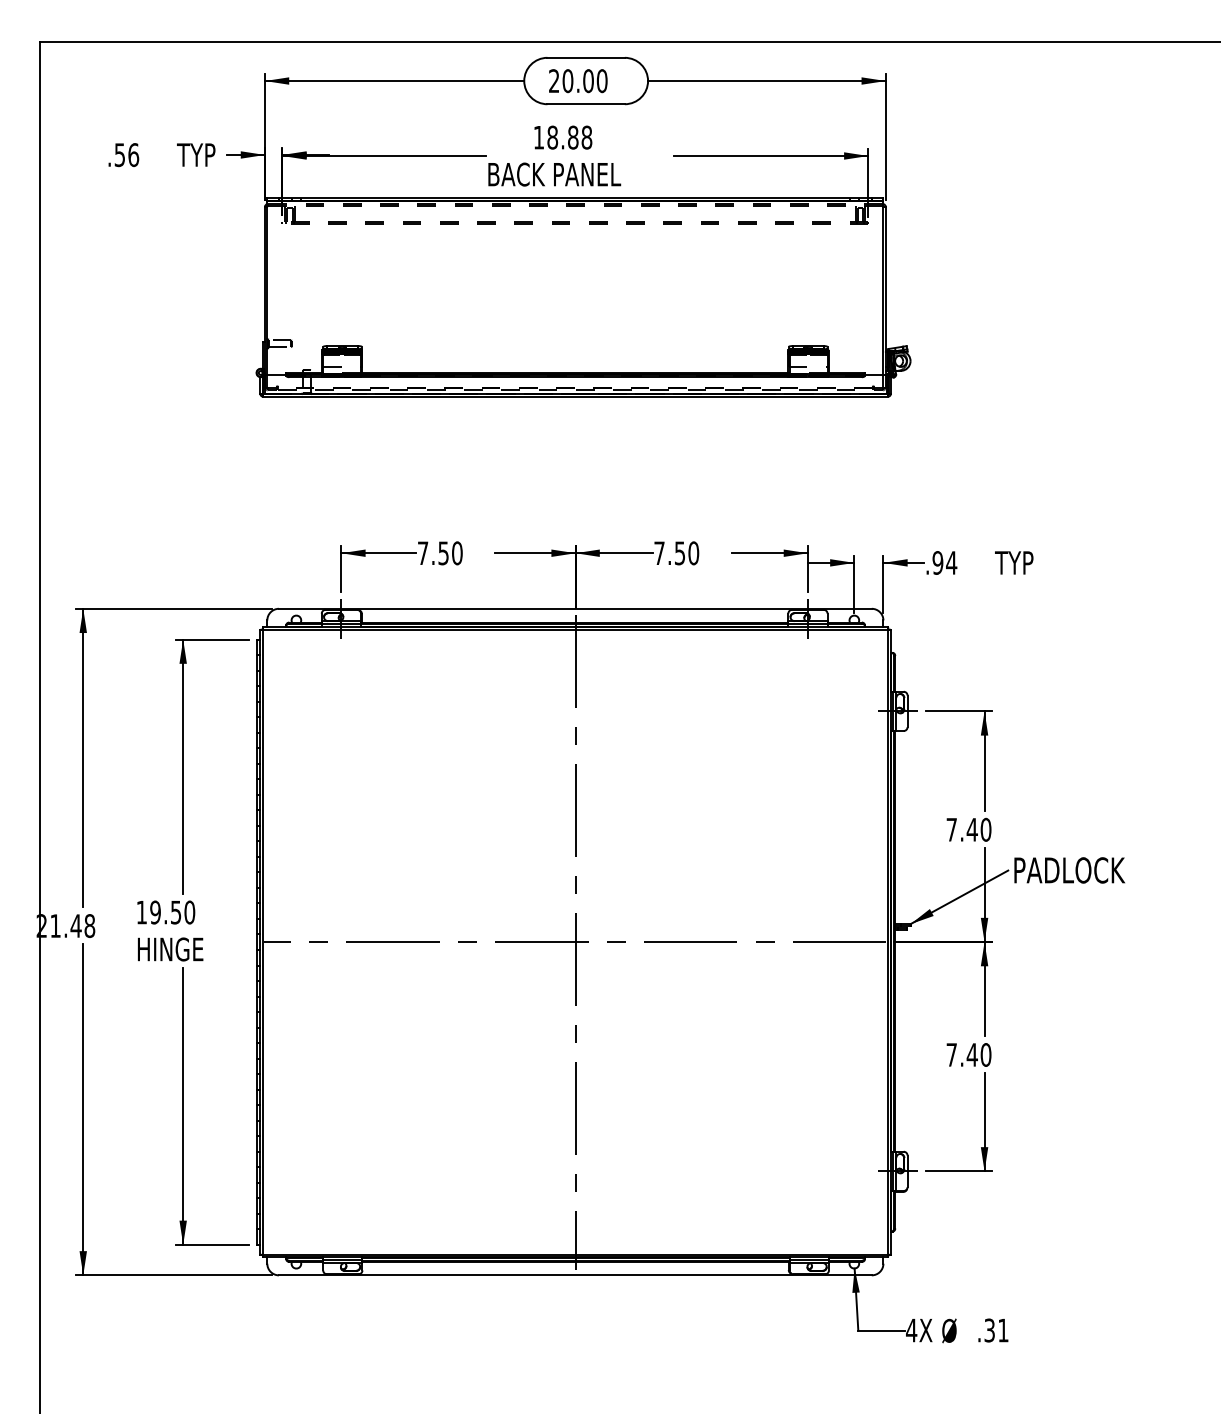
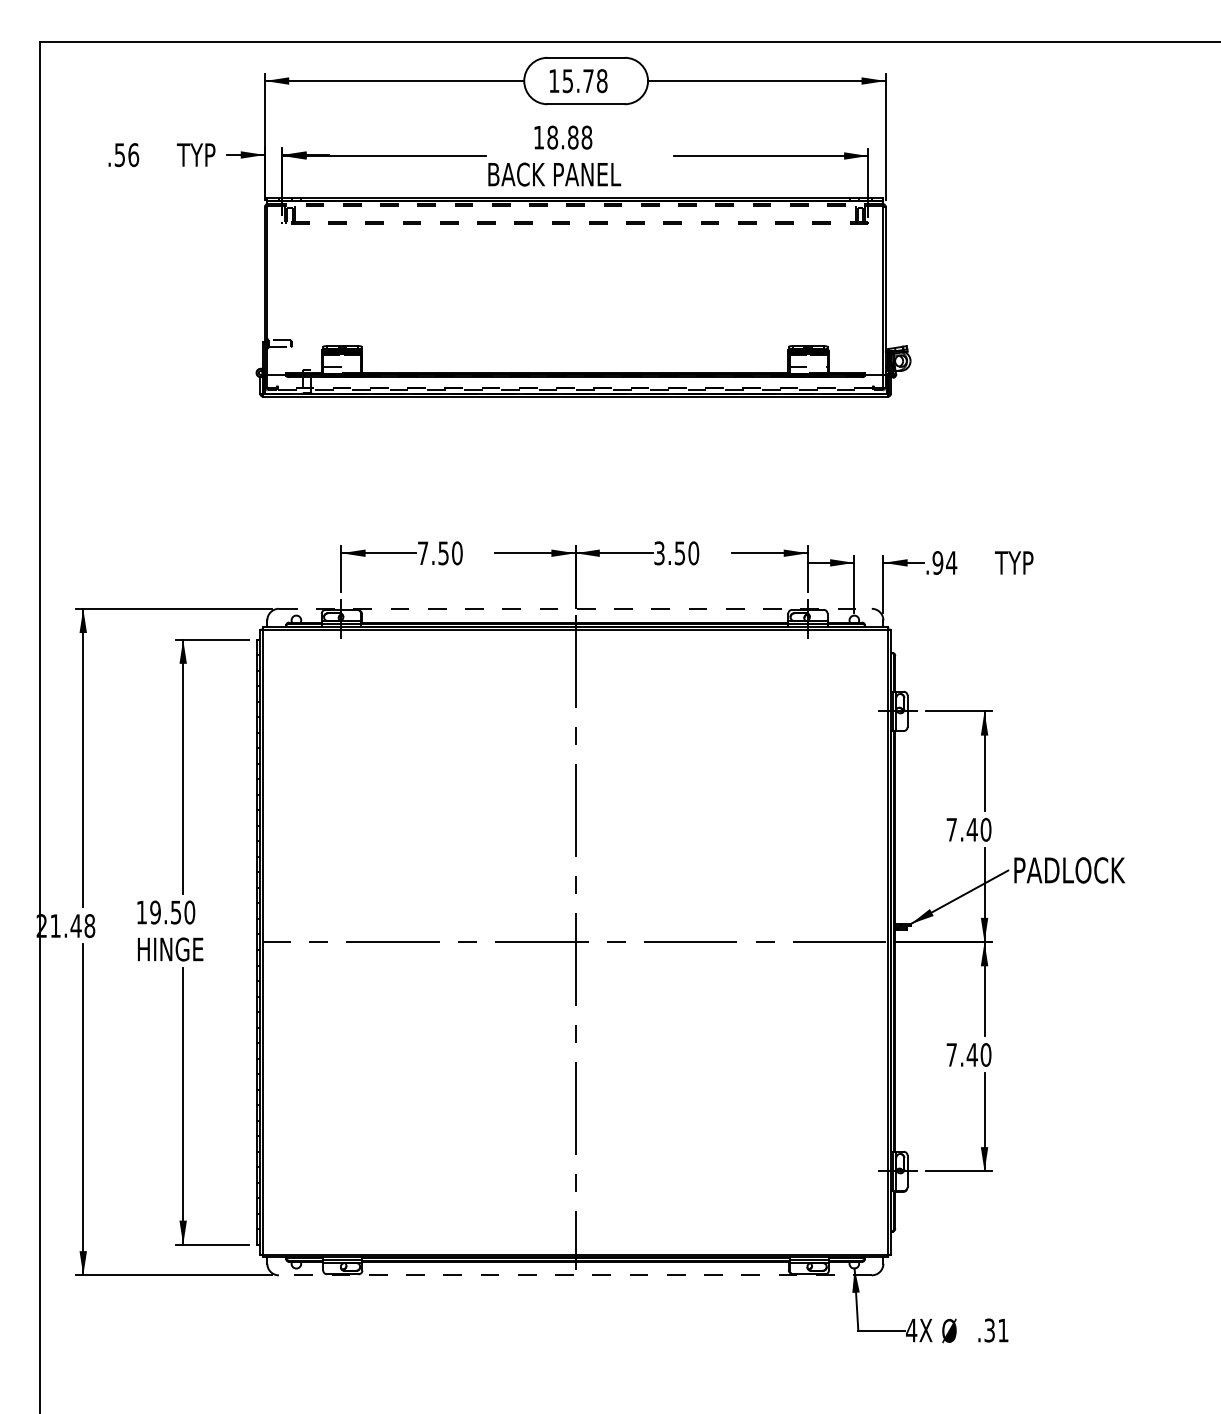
text: 20.00 -> 15.78 (578, 81)
text: 7.50 -> 3.50 (659, 553)
line: solid -> dashed (575, 608)
line: solid -> dashed (574, 1275)
